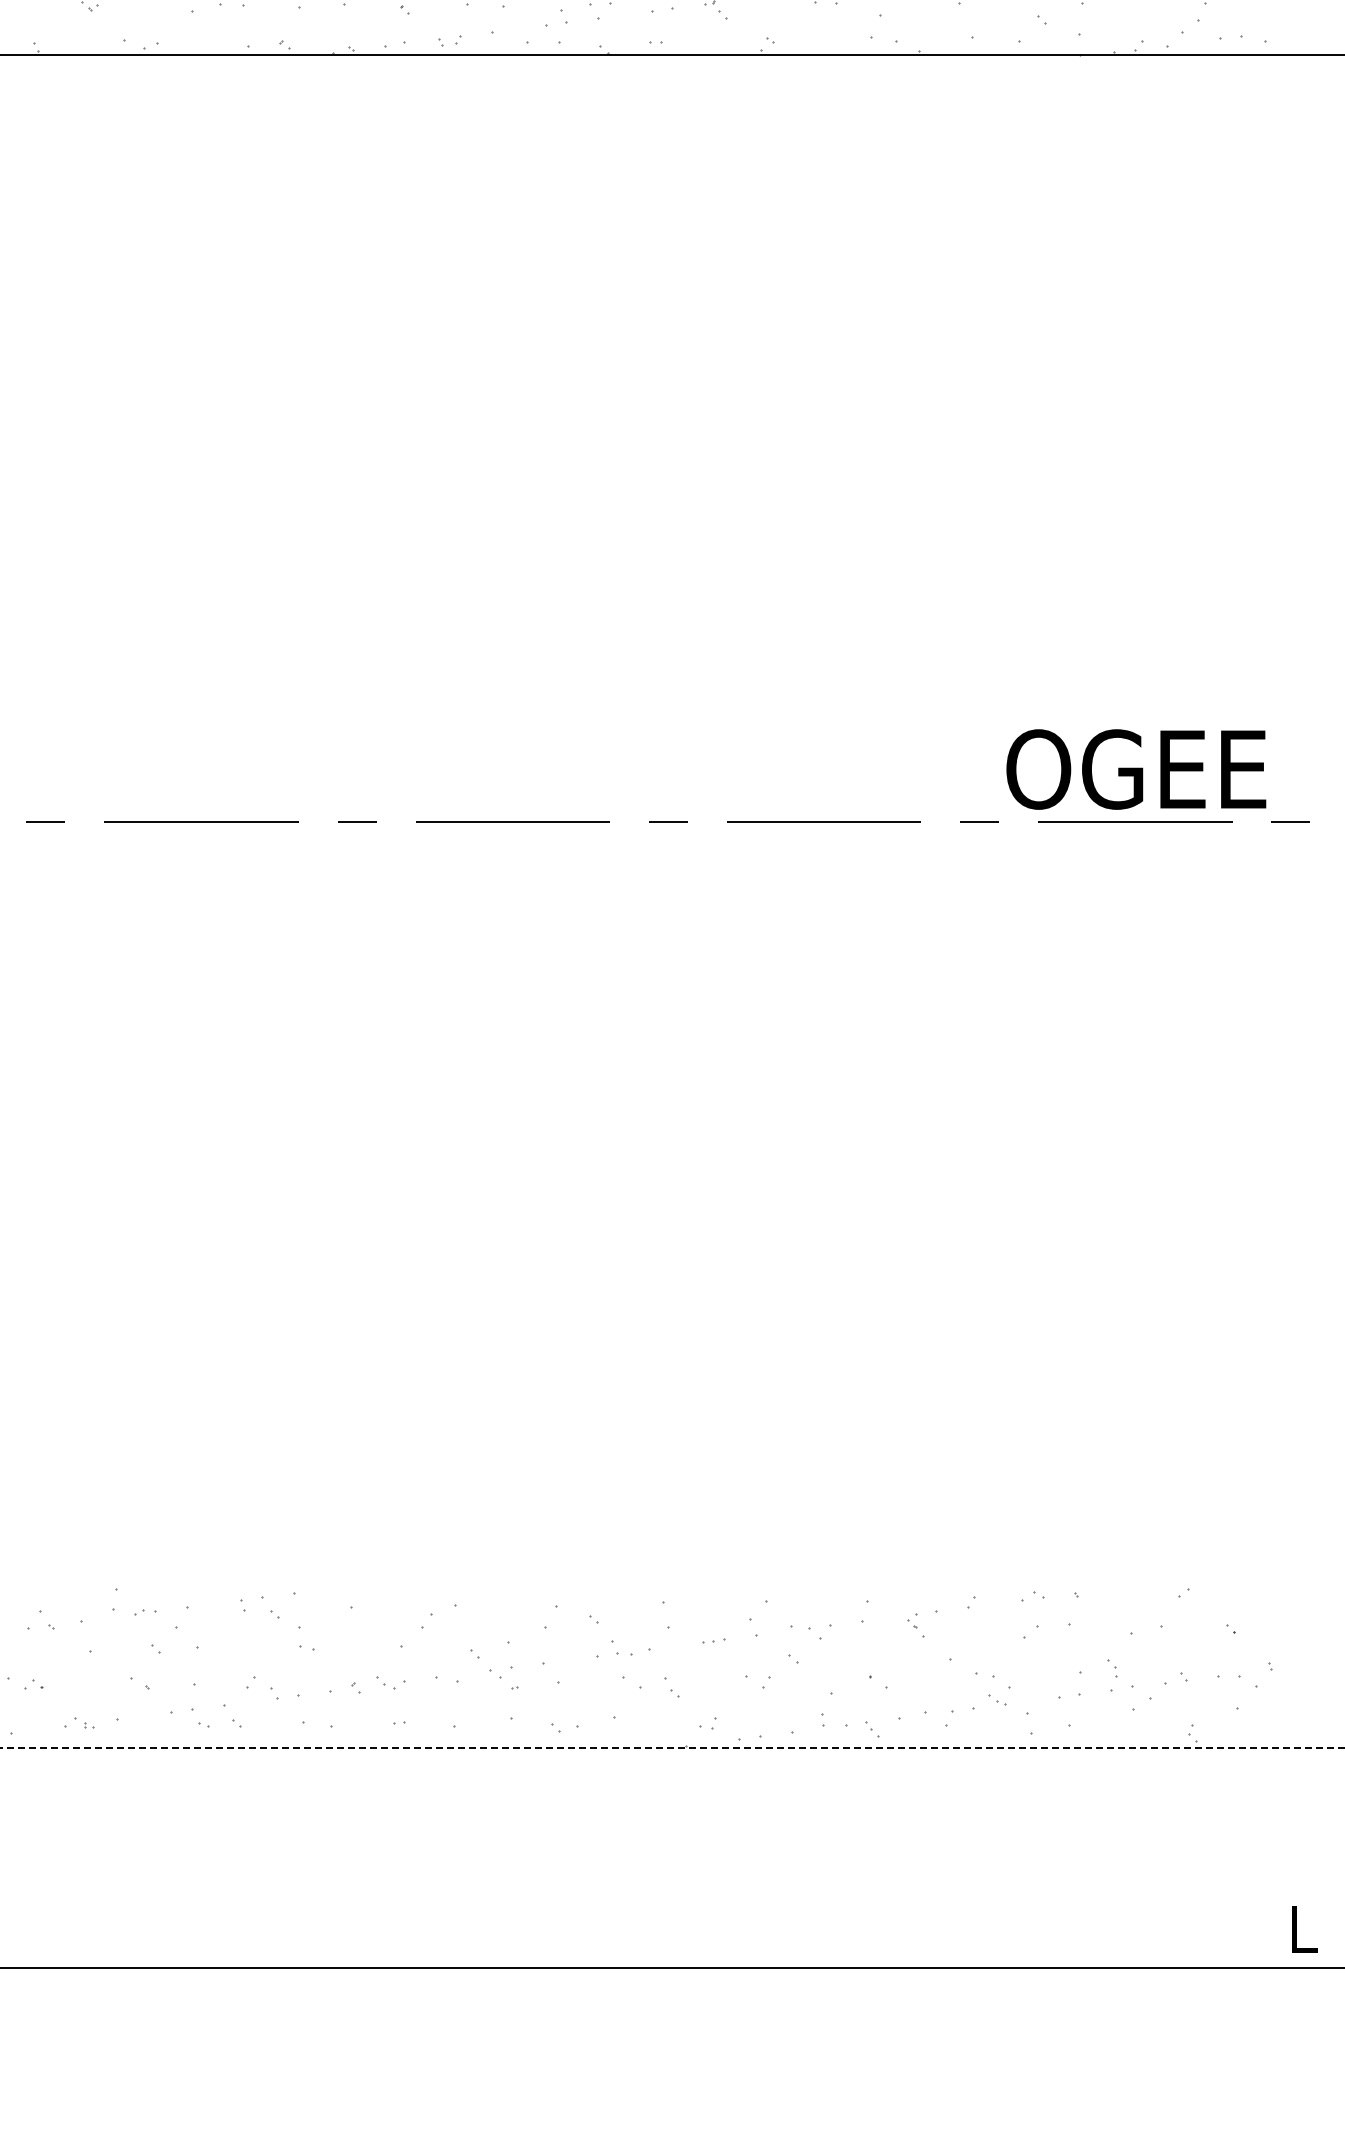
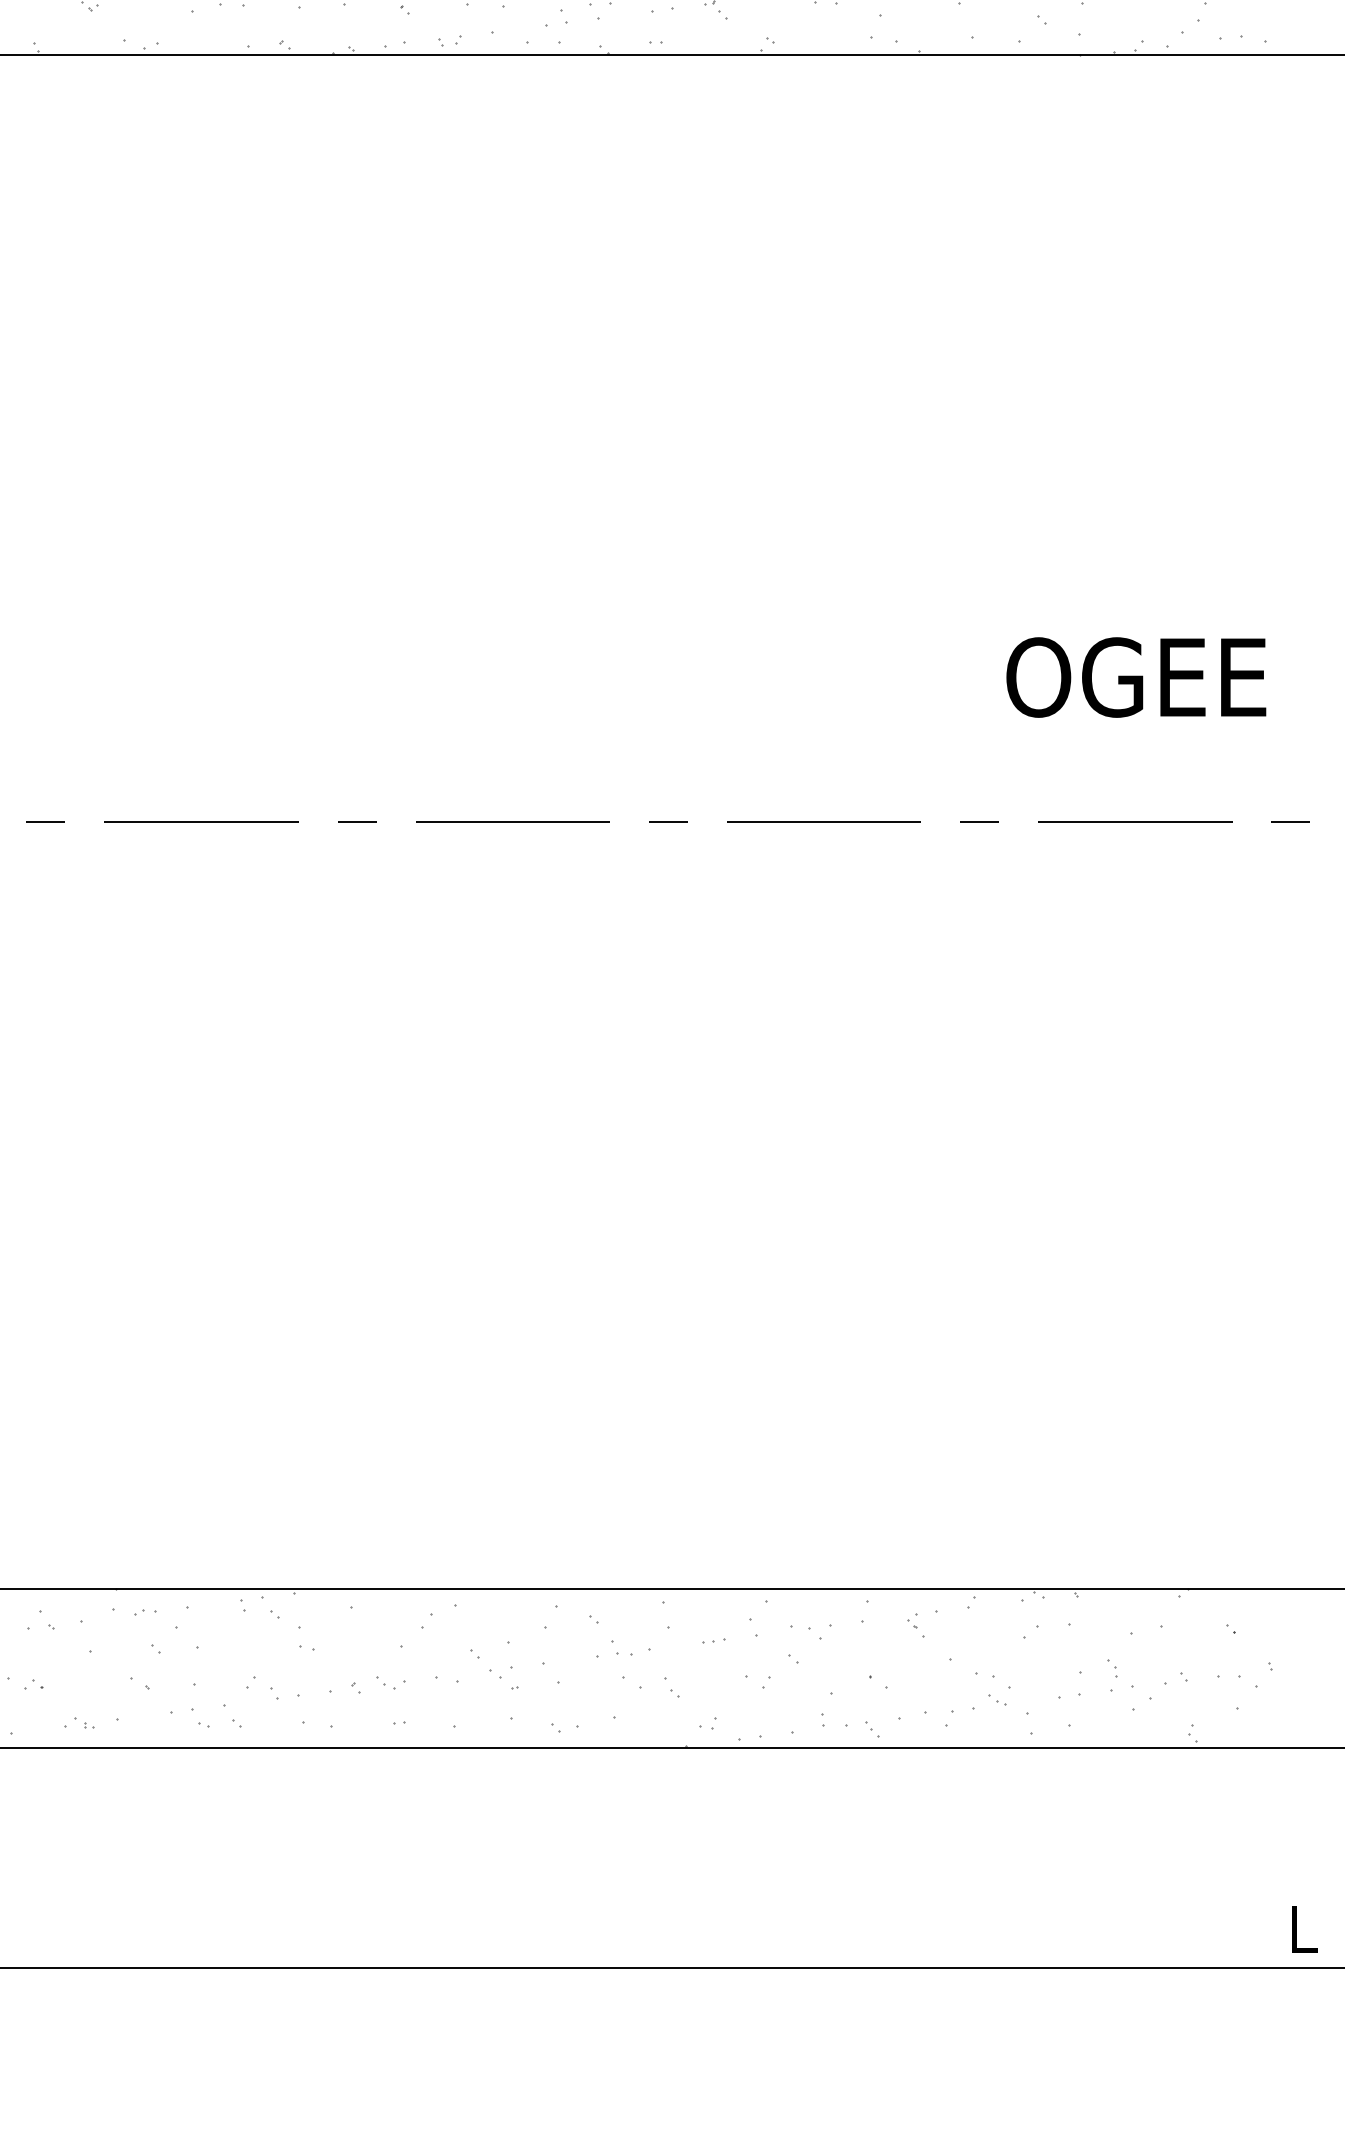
text position: (1136, 769) -> (1136, 677) (1136, 677)
line: none -> present (671, 1589)
line: dashed -> solid (672, 1747)
